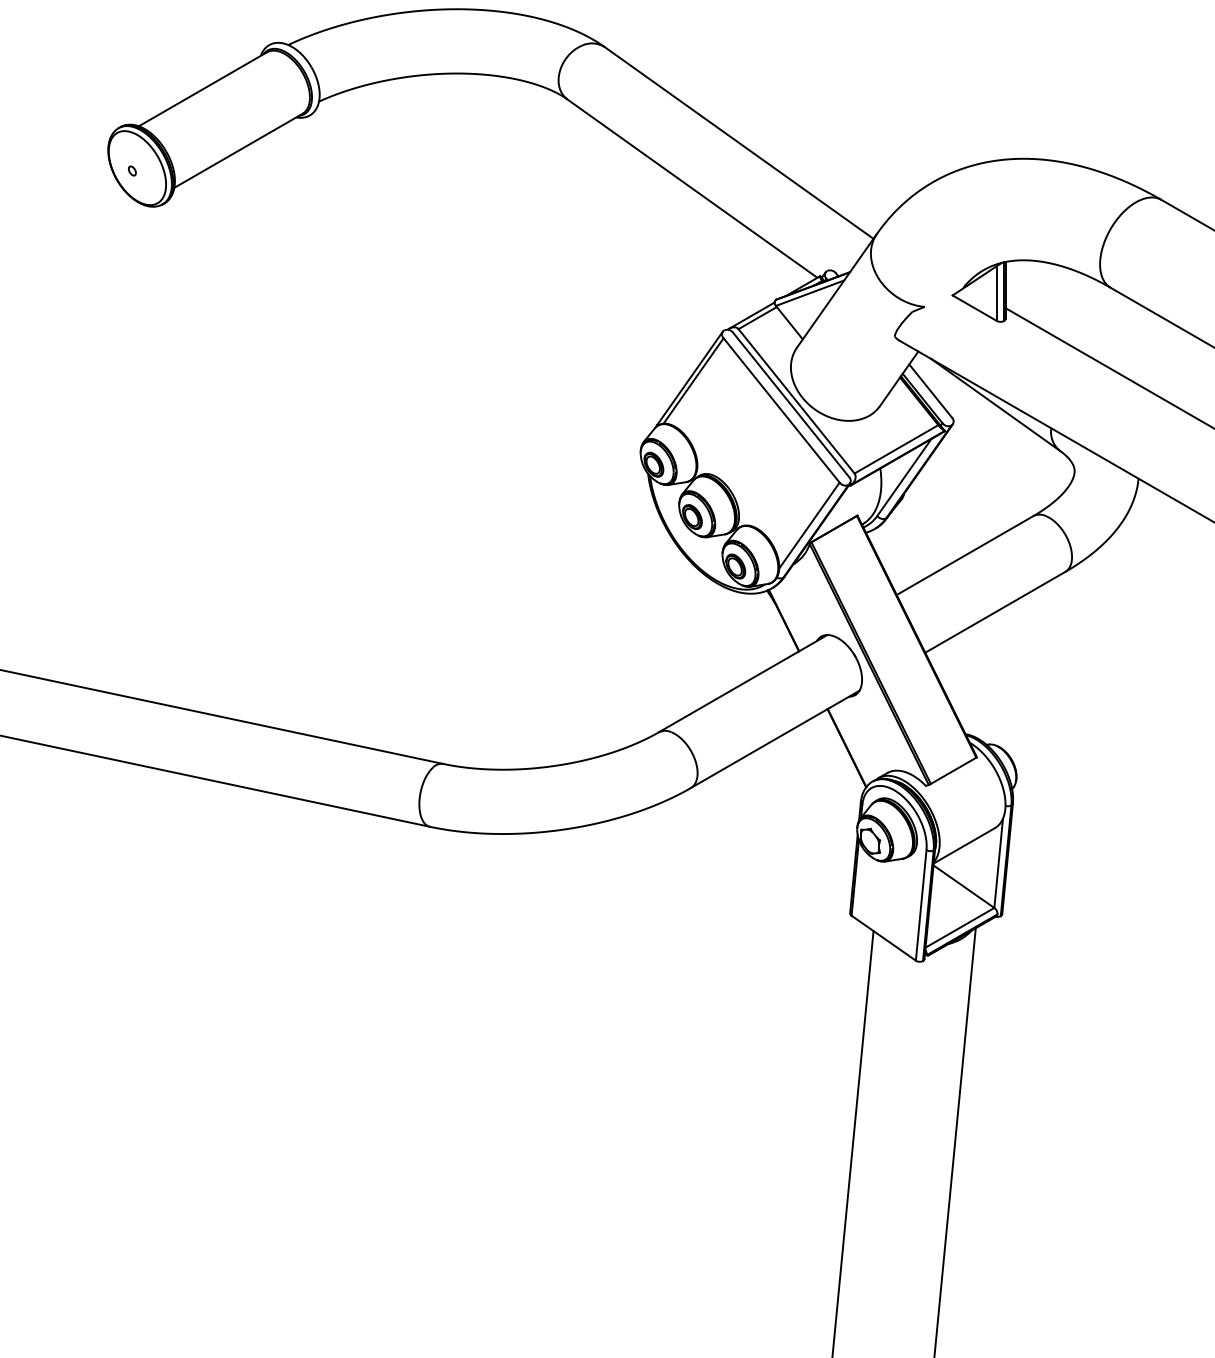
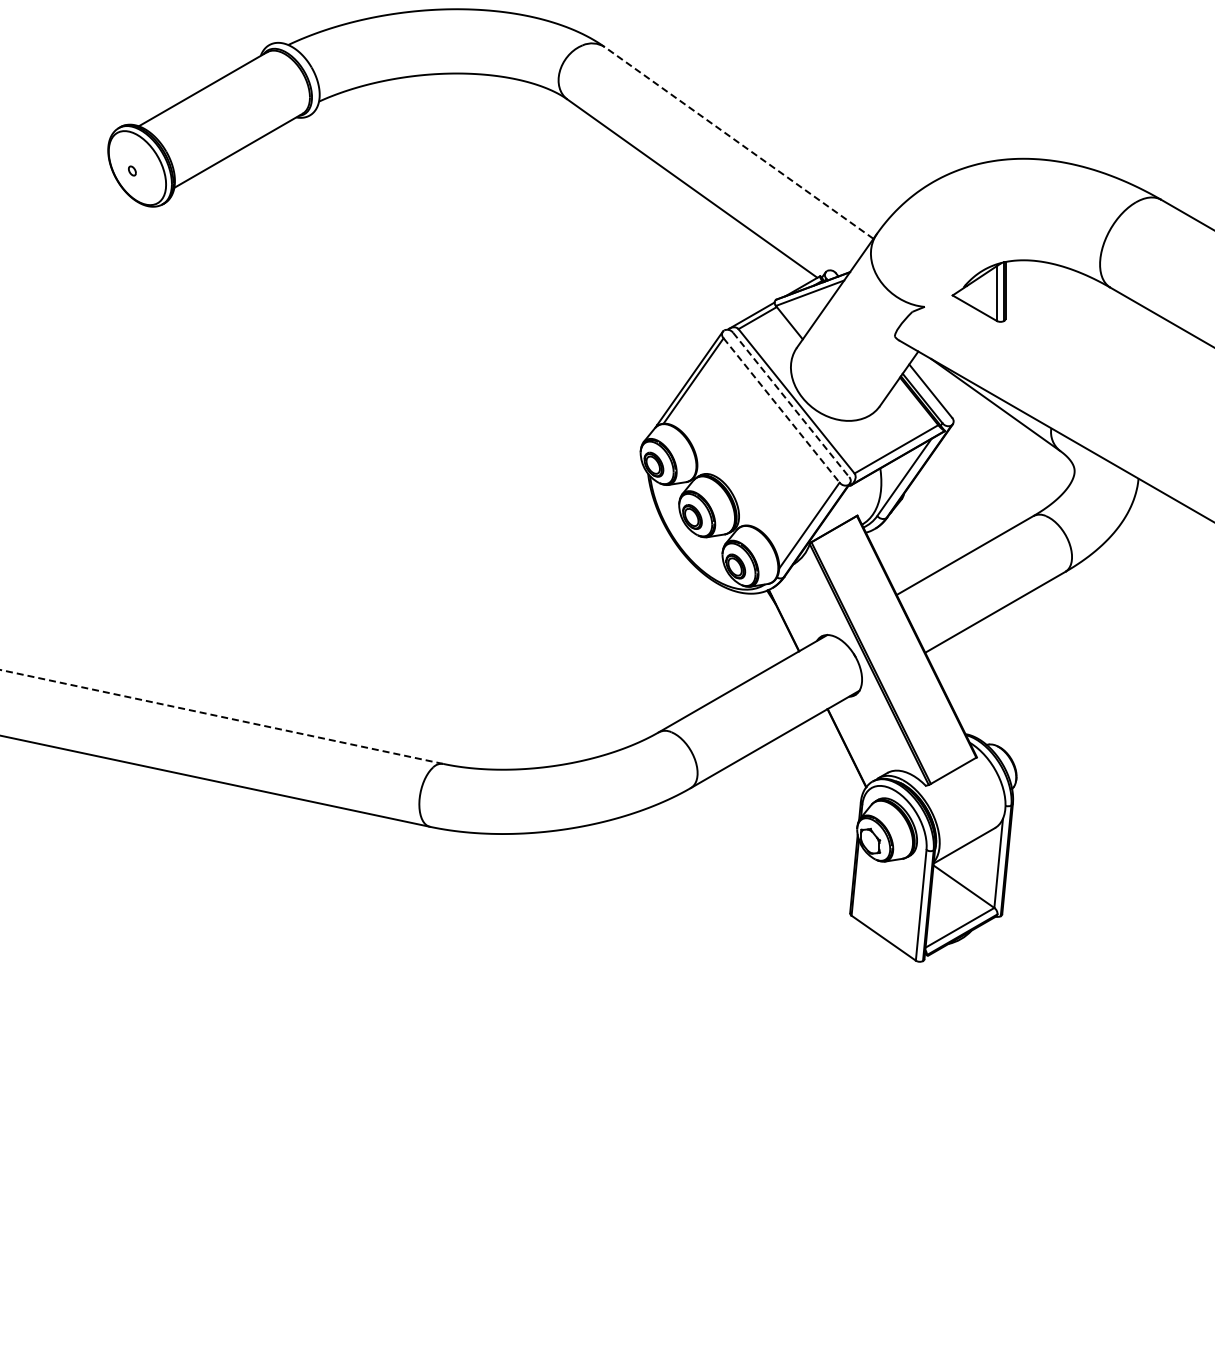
line: solid -> dashed (738, 142)
line: present -> none (1108, 367)
line: solid -> dashed (791, 404)
line: solid -> dashed (781, 410)
line: solid -> dashed (221, 716)
line: present -> none (954, 1141)
line: present -> none (852, 1142)
